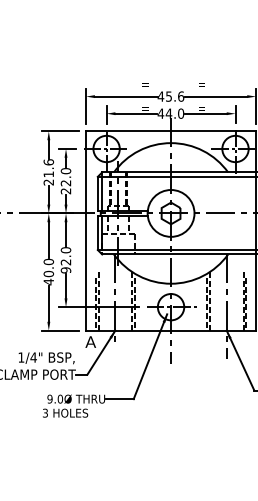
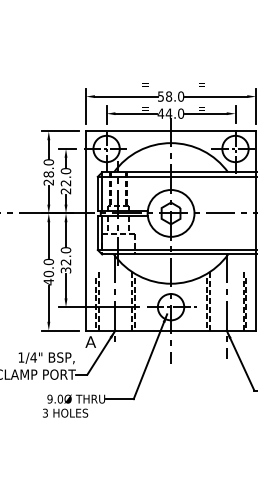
text: 45.6 -> 58.0 (170, 96)
text: 21.6 -> 28.0 (48, 168)
text: 92.0 -> 32.0 (65, 270)
